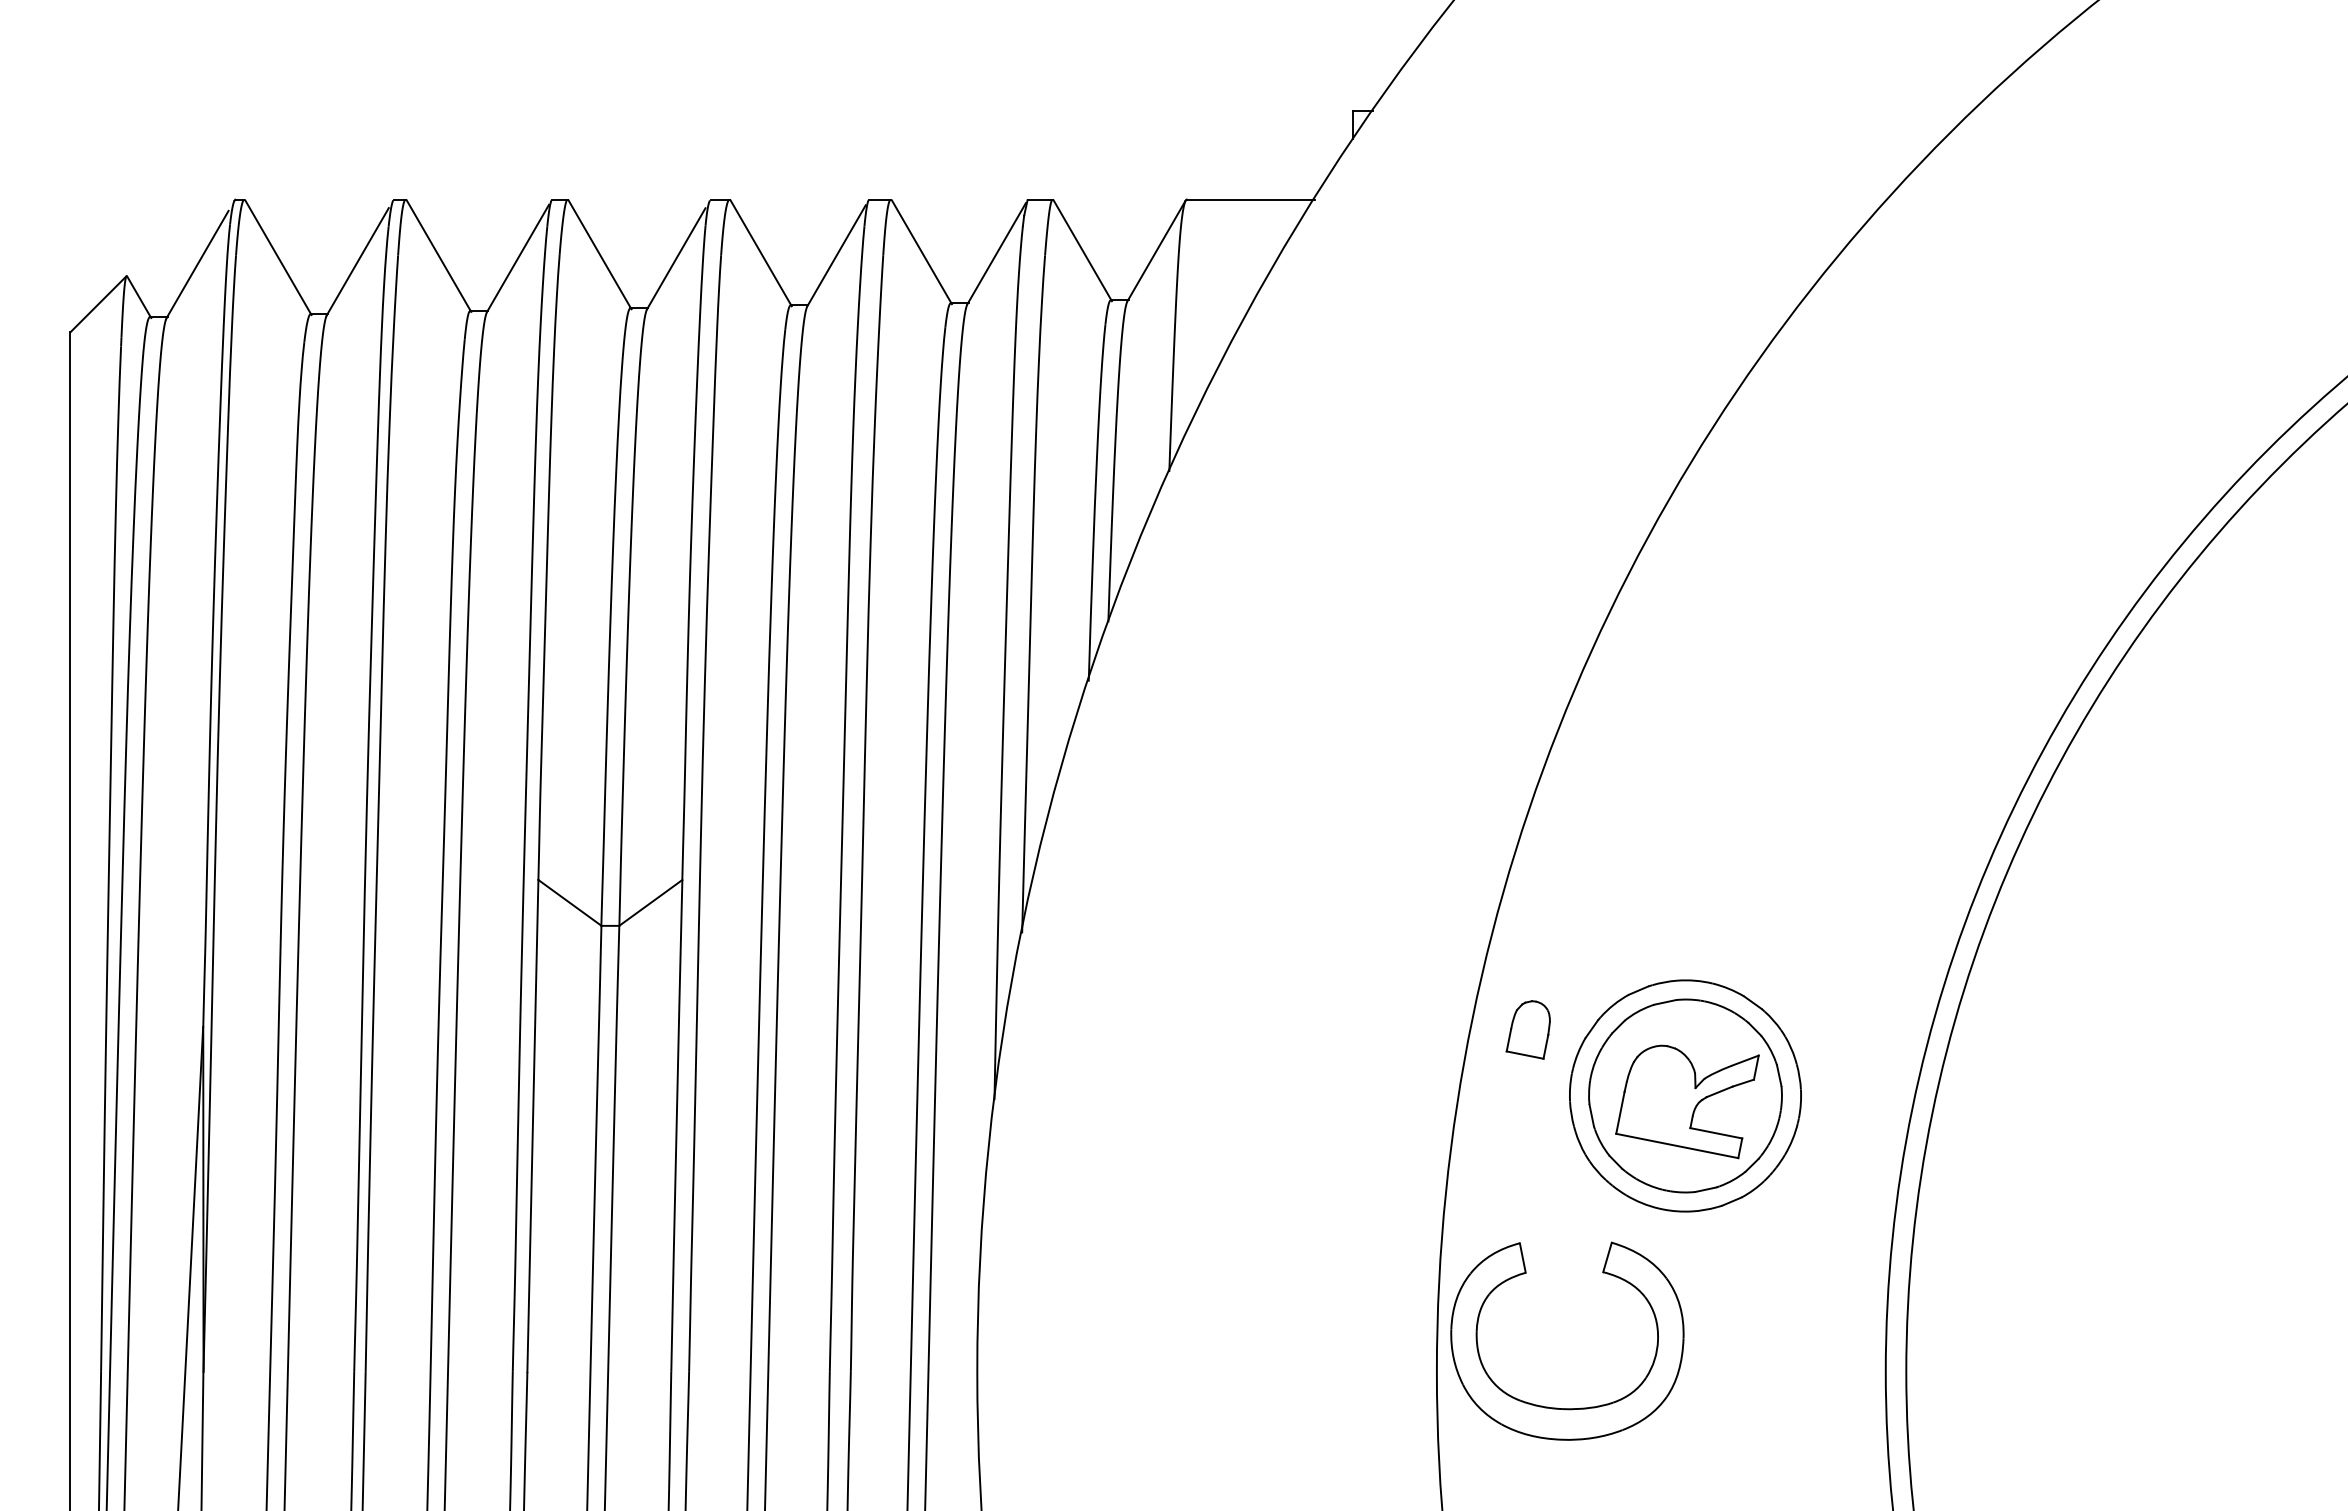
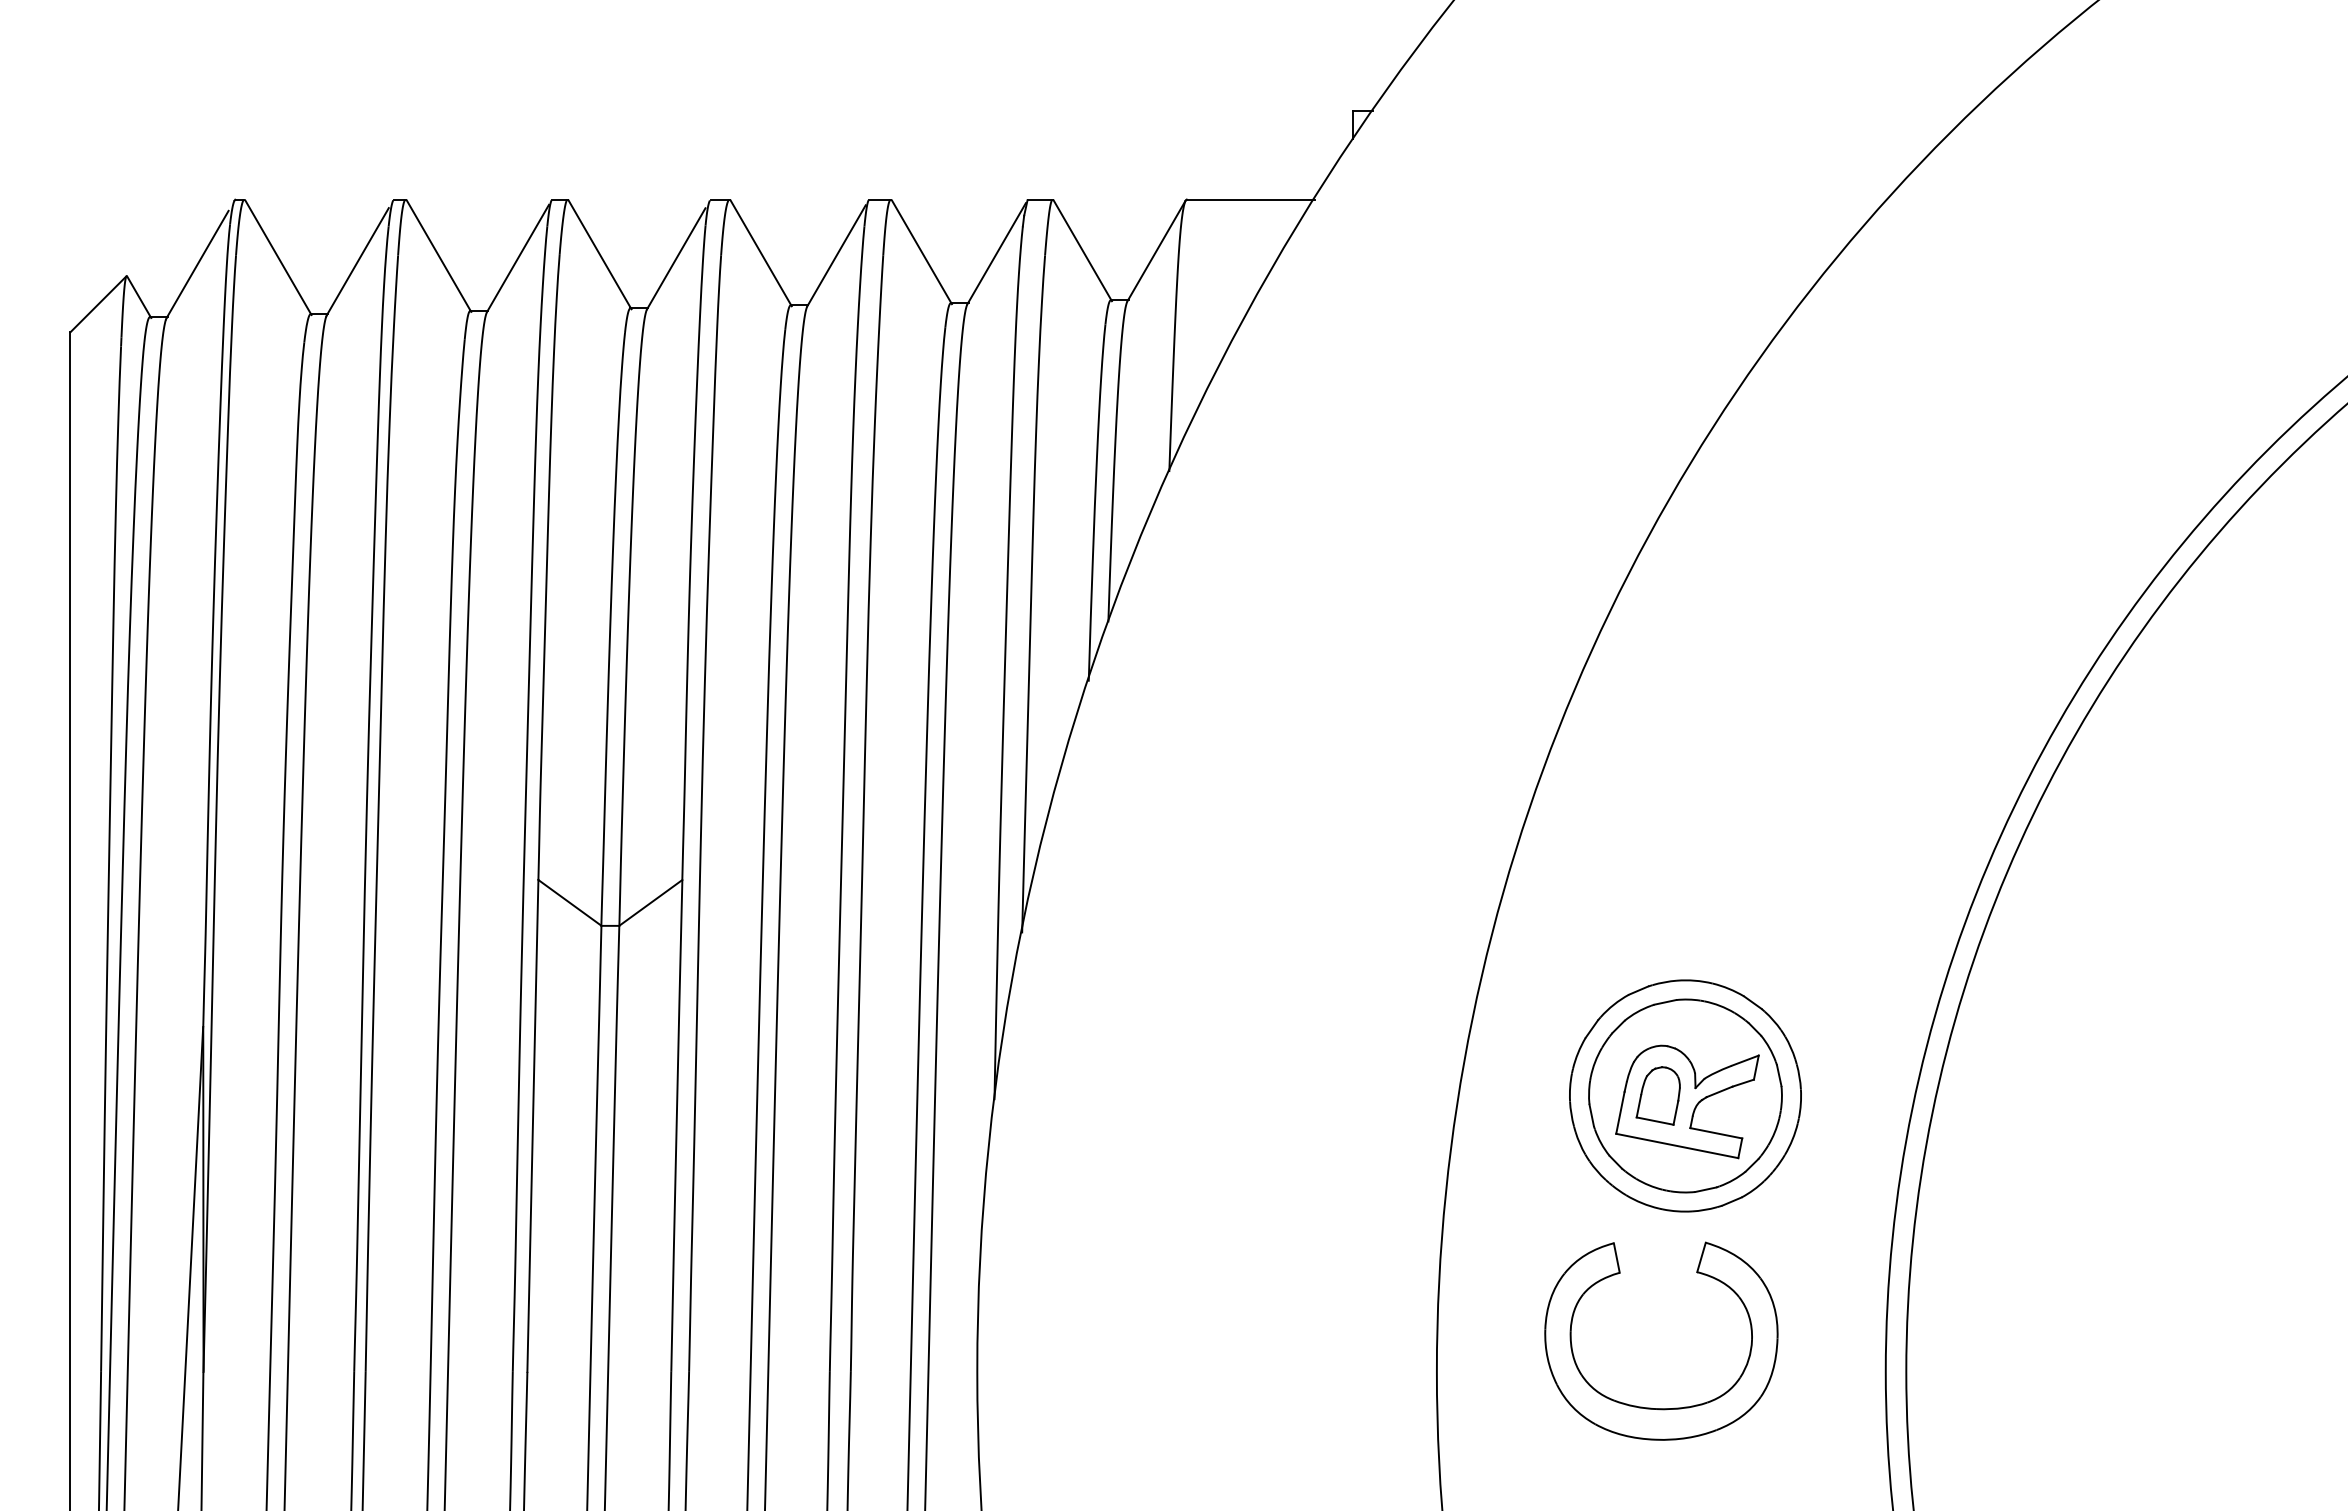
part position: (1527, 1029) -> (1657, 1095) (1657, 1095)
part position: (1557, 1407) -> (1651, 1407) (1651, 1407)
